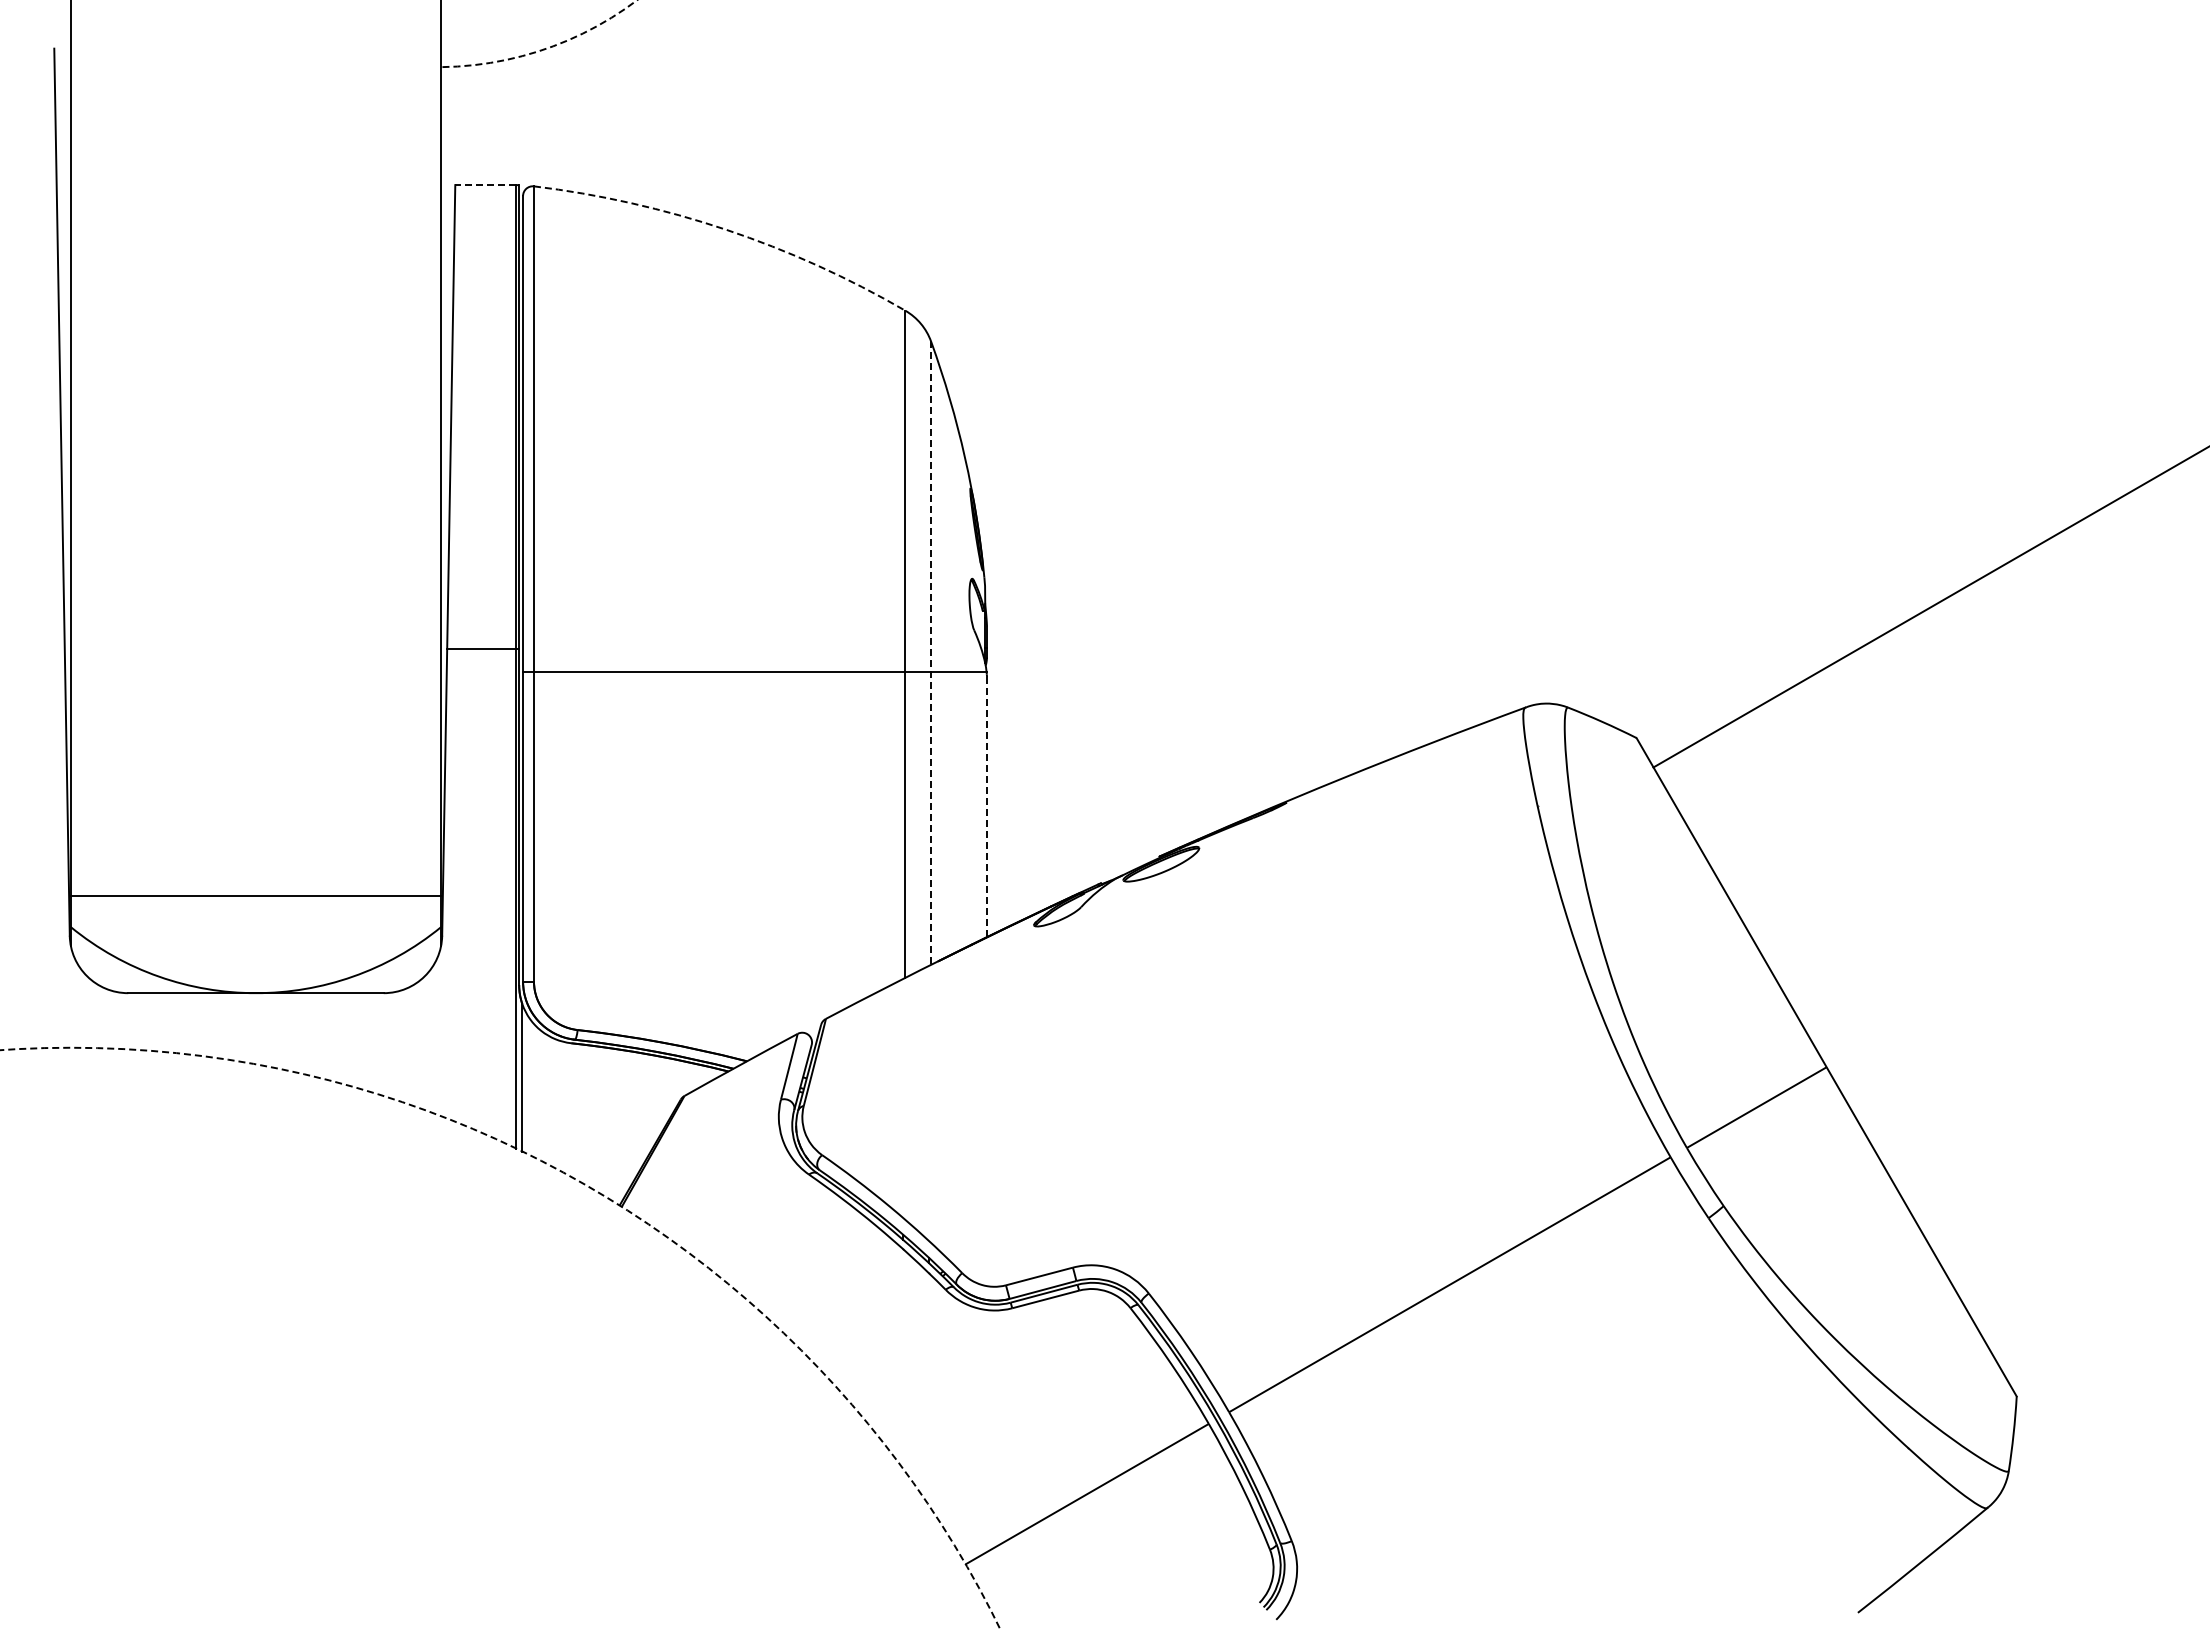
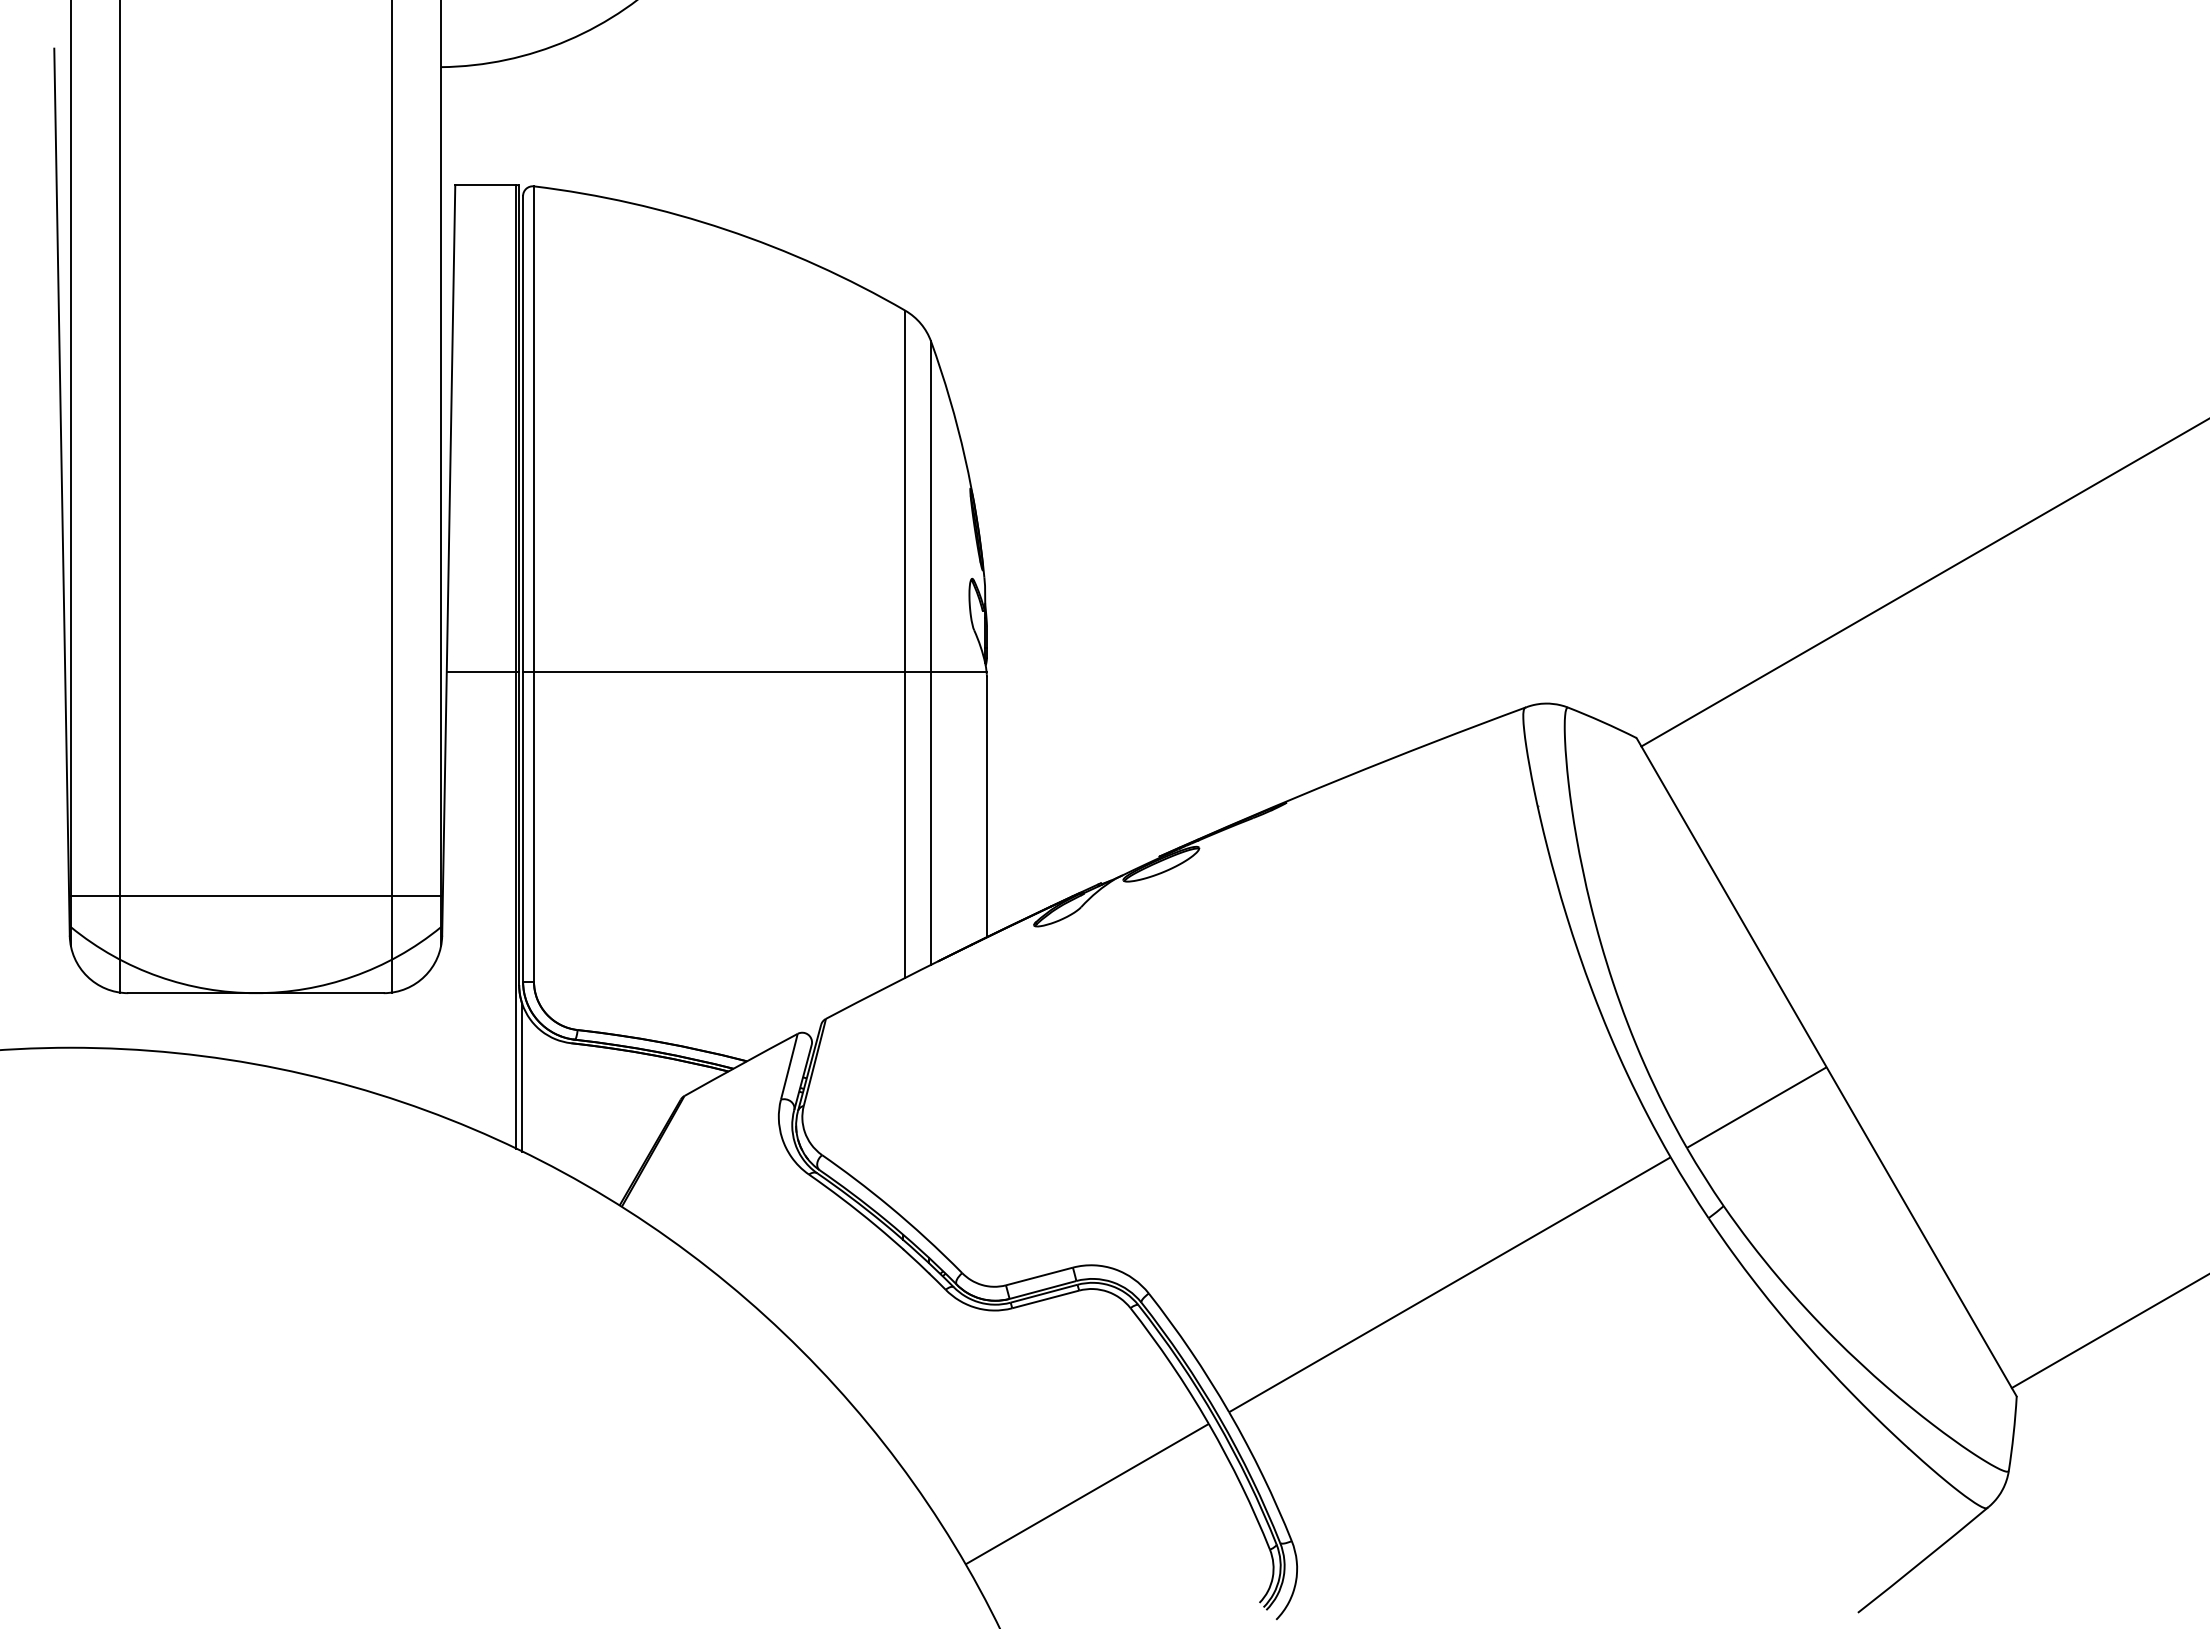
arc: dashed -> solid (545, 49)
line: dashed -> solid (485, 185)
arc: dashed -> solid (726, 229)
line: none -> present (119, 497)
line: none -> present (392, 497)
line position: (1929, 607) -> (1923, 583) (1923, 583)
line position: (482, 649) -> (482, 672) (482, 672)
line: dashed -> solid (931, 653)
line: dashed -> solid (987, 807)
line: none -> present (2108, 1331)
circle: dashed -> solid (499, 1337)
